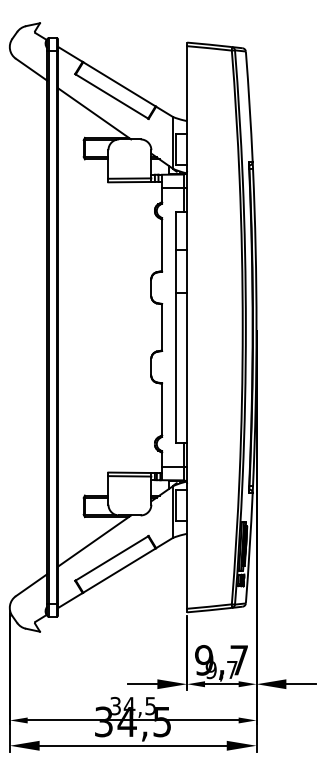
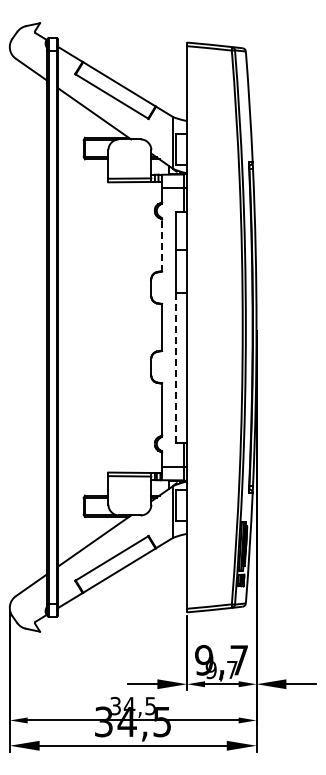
line: solid -> dashed (162, 244)
line: solid -> dashed (176, 368)
